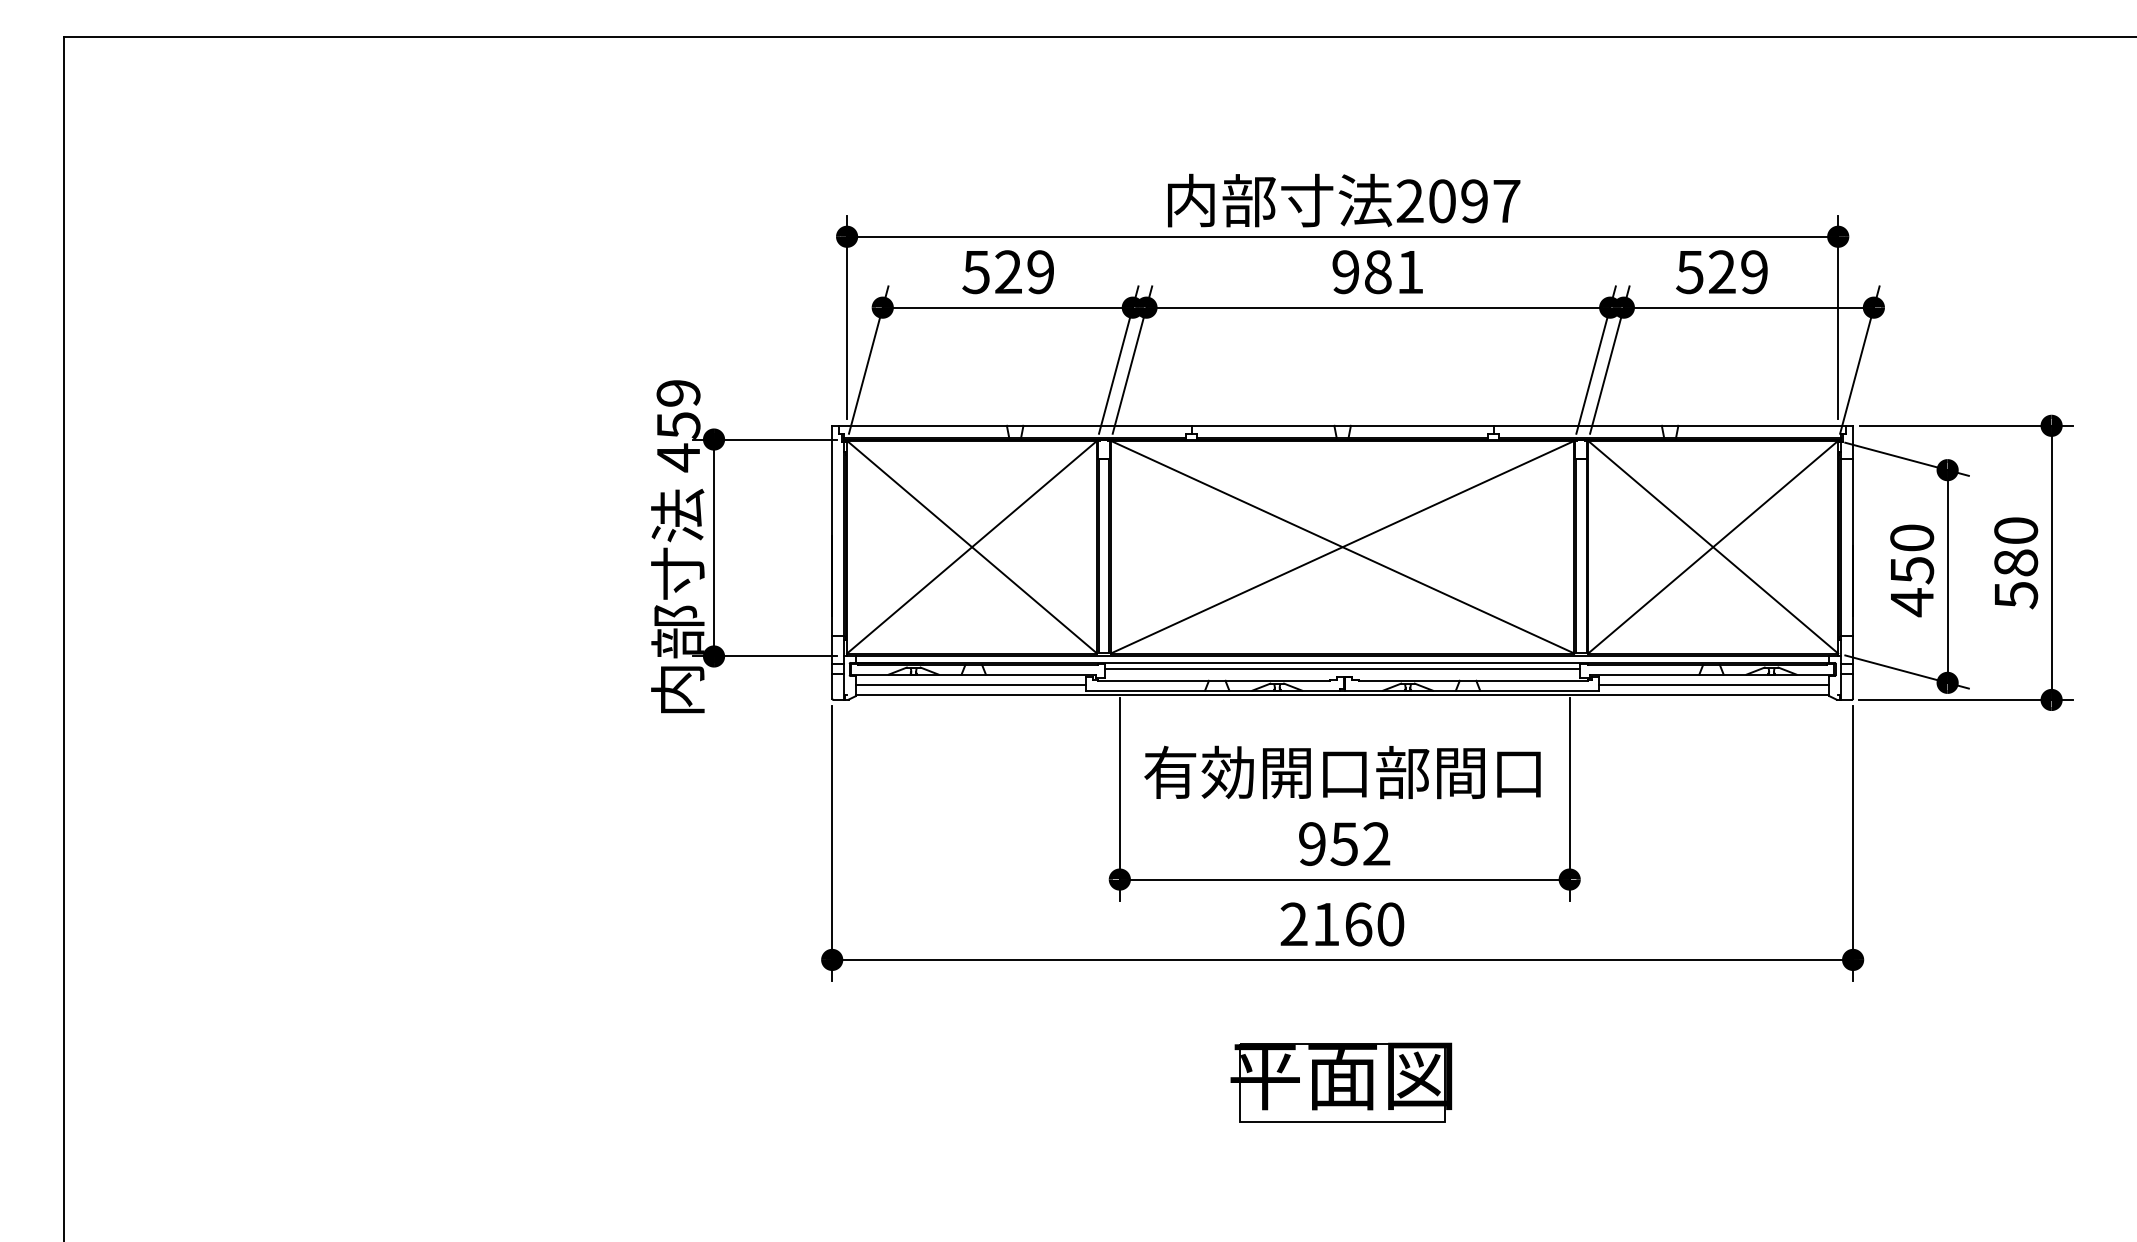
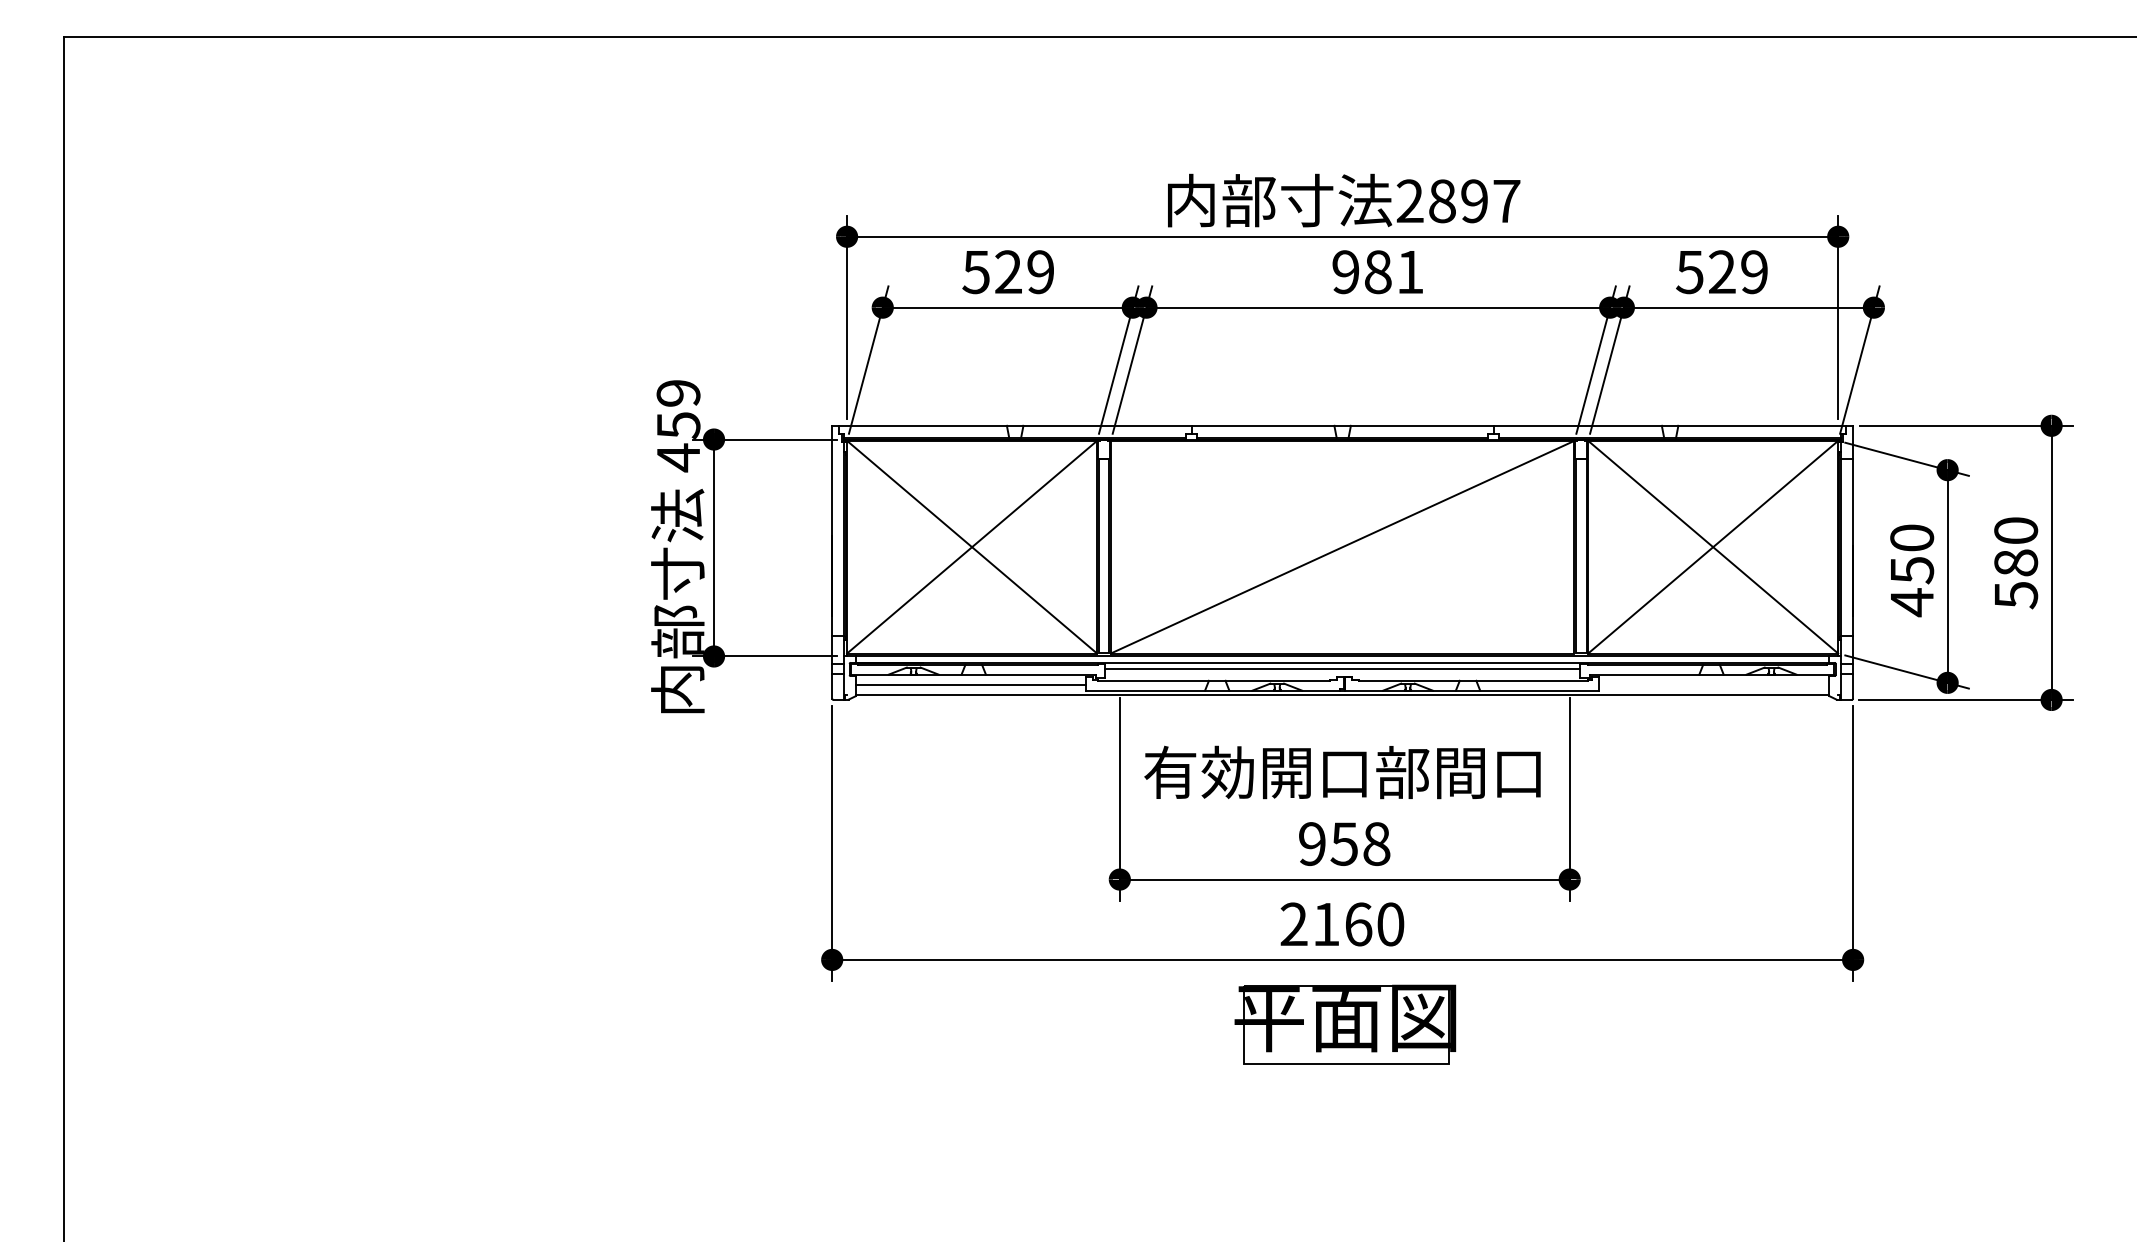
text: 2097 -> 2897 (1442, 201)
line: present -> none (1342, 546)
line: present -> none (1714, 685)
text: 952 -> 958 (1376, 844)
part position: (1341, 1082) -> (1345, 1024) (1345, 1024)
